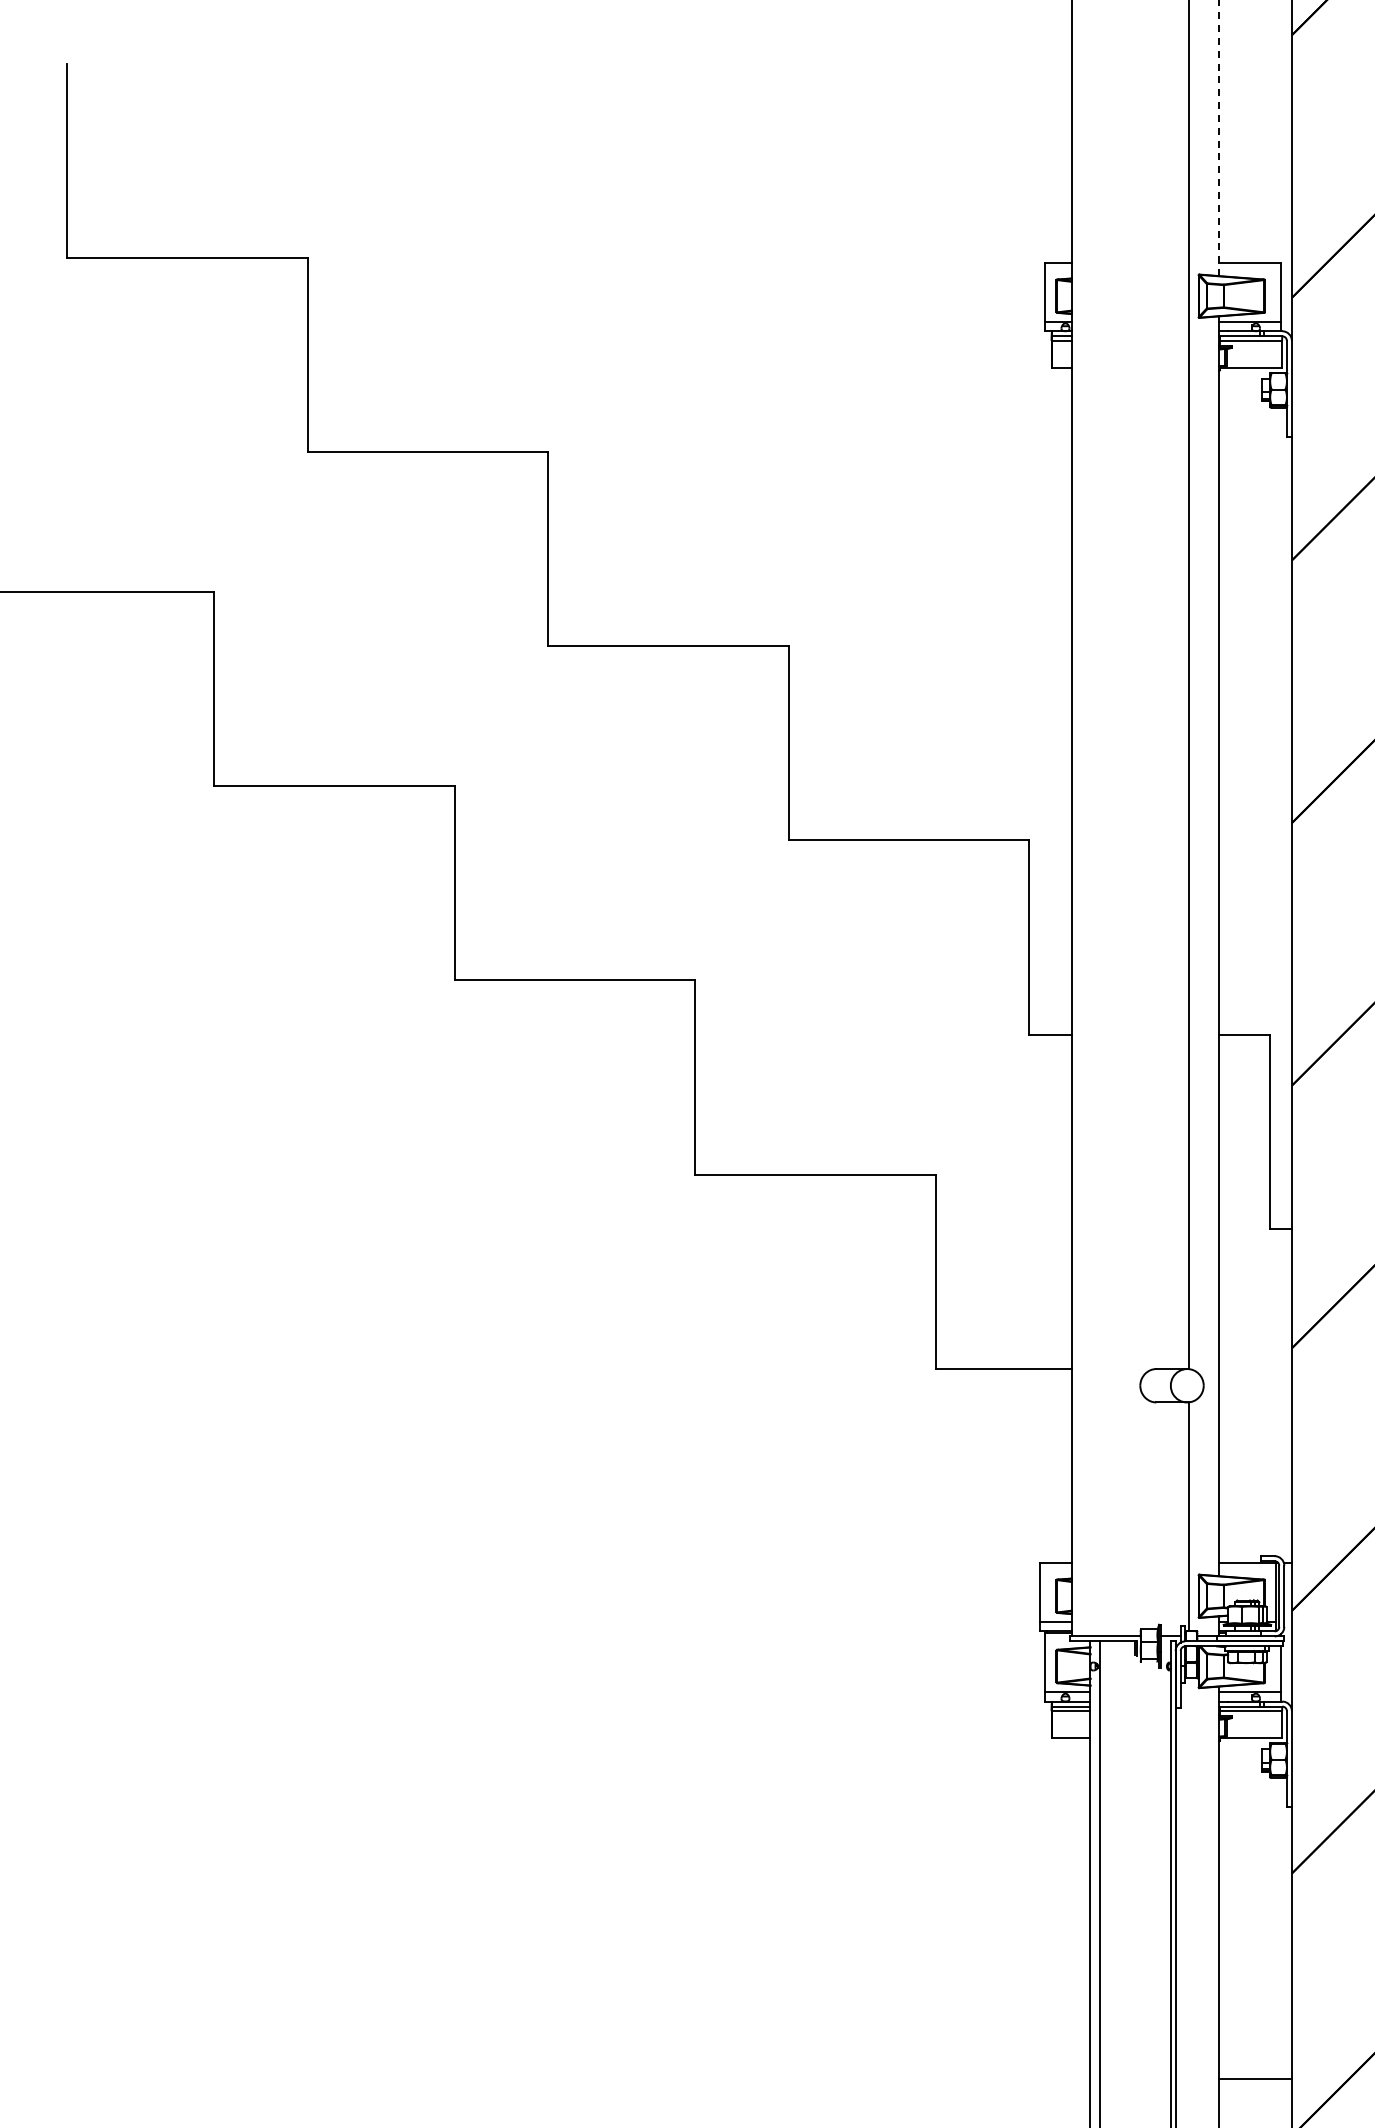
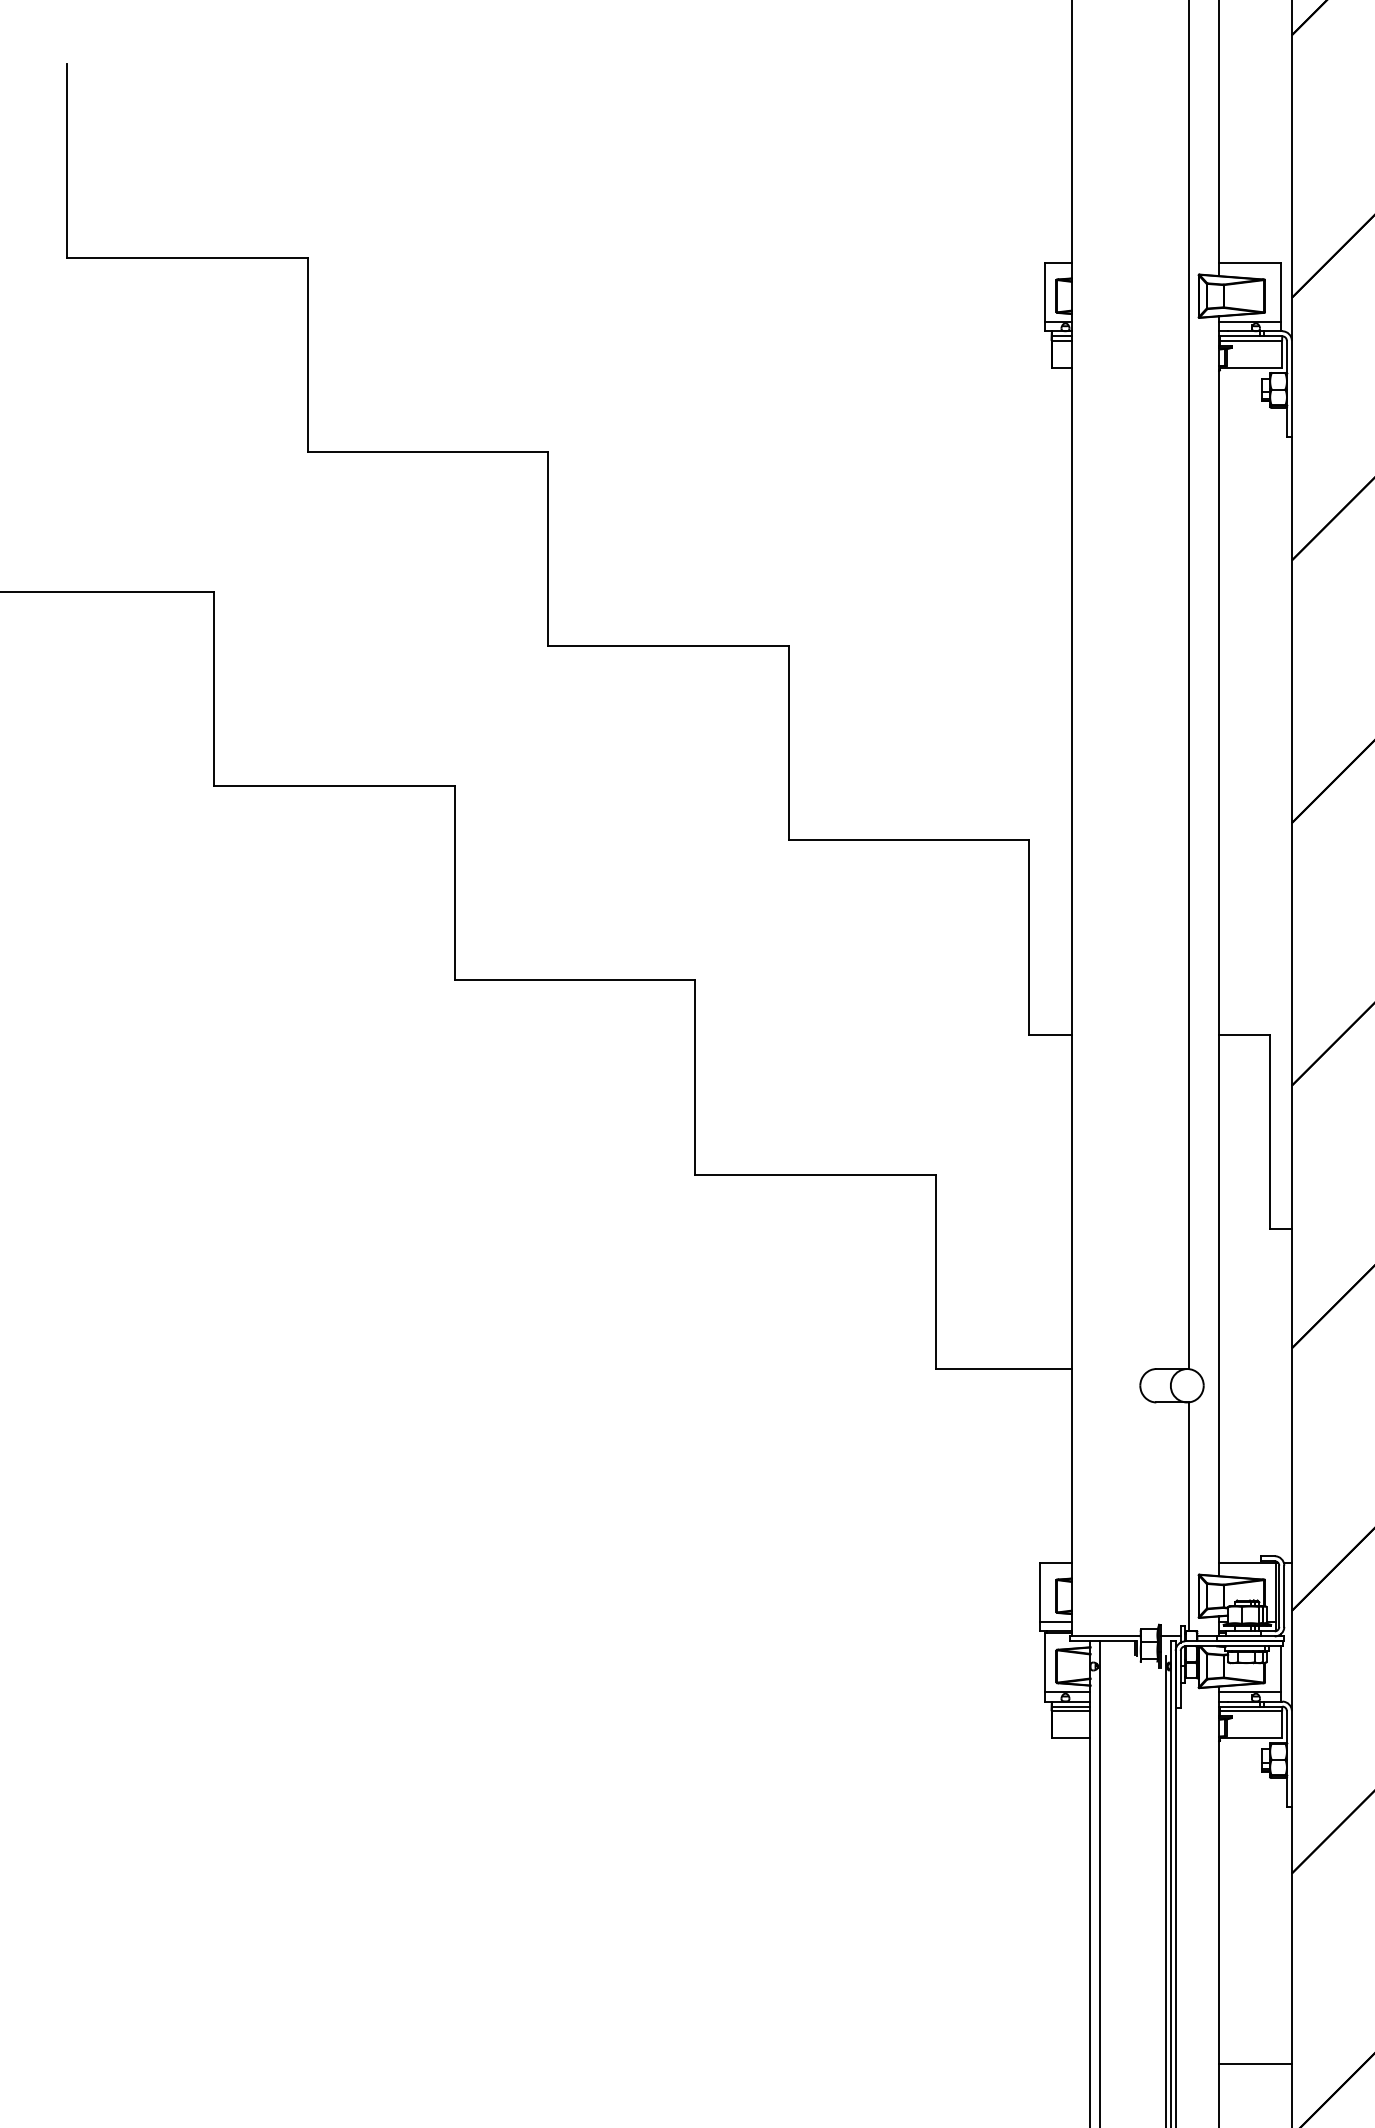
line: dashed -> solid (1219, 138)
line: none -> present (1166, 1890)
line position: (1255, 2079) -> (1255, 2064) (1255, 2064)
